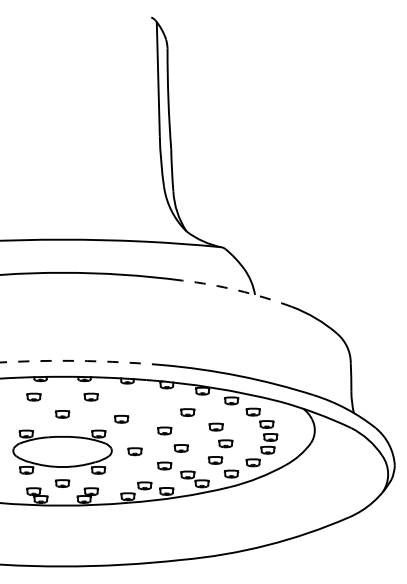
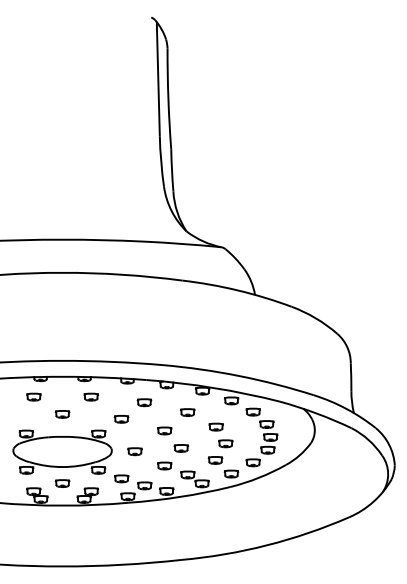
arc: dashed -> solid (237, 290)
arc: dashed -> solid (81, 361)
part: none -> present (144, 402)
part: none -> present (121, 478)
